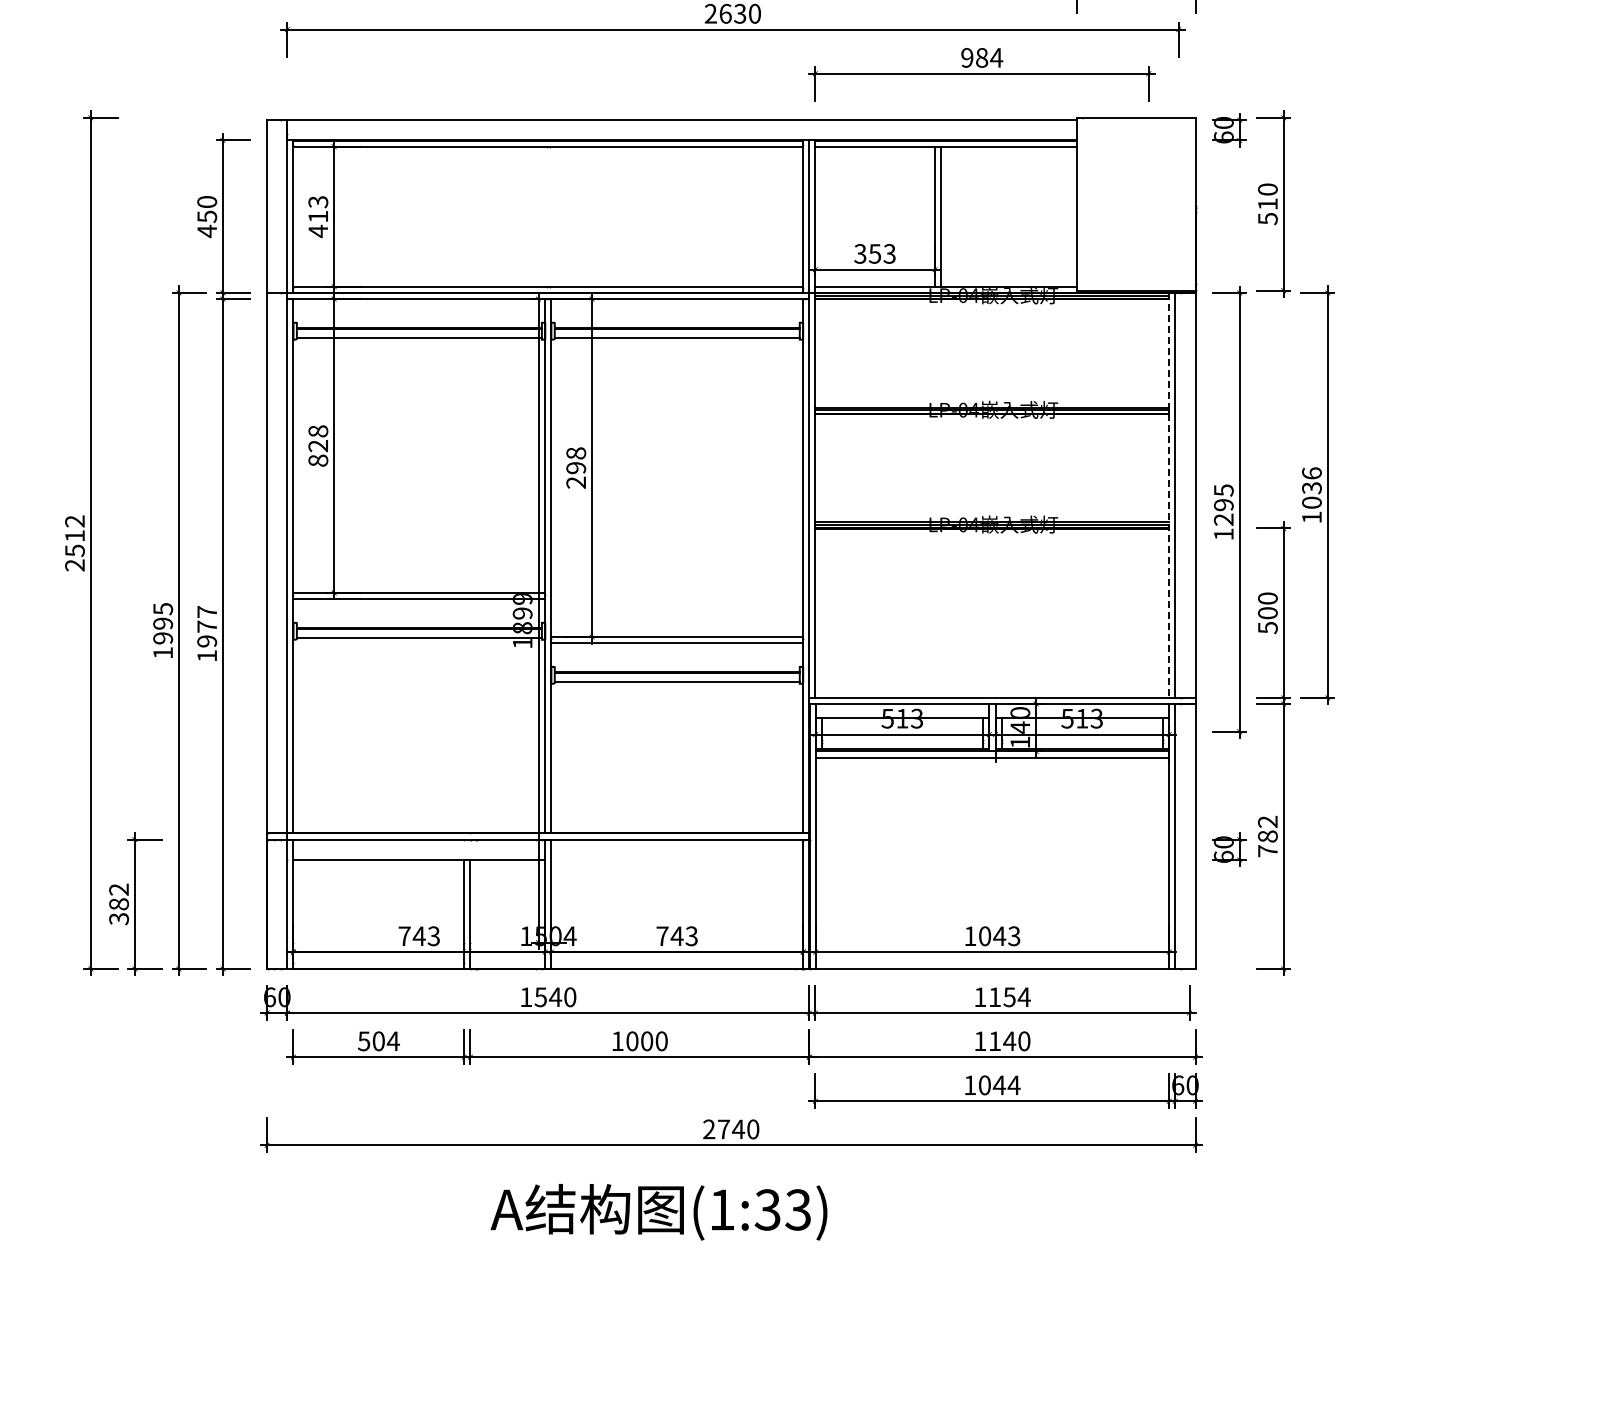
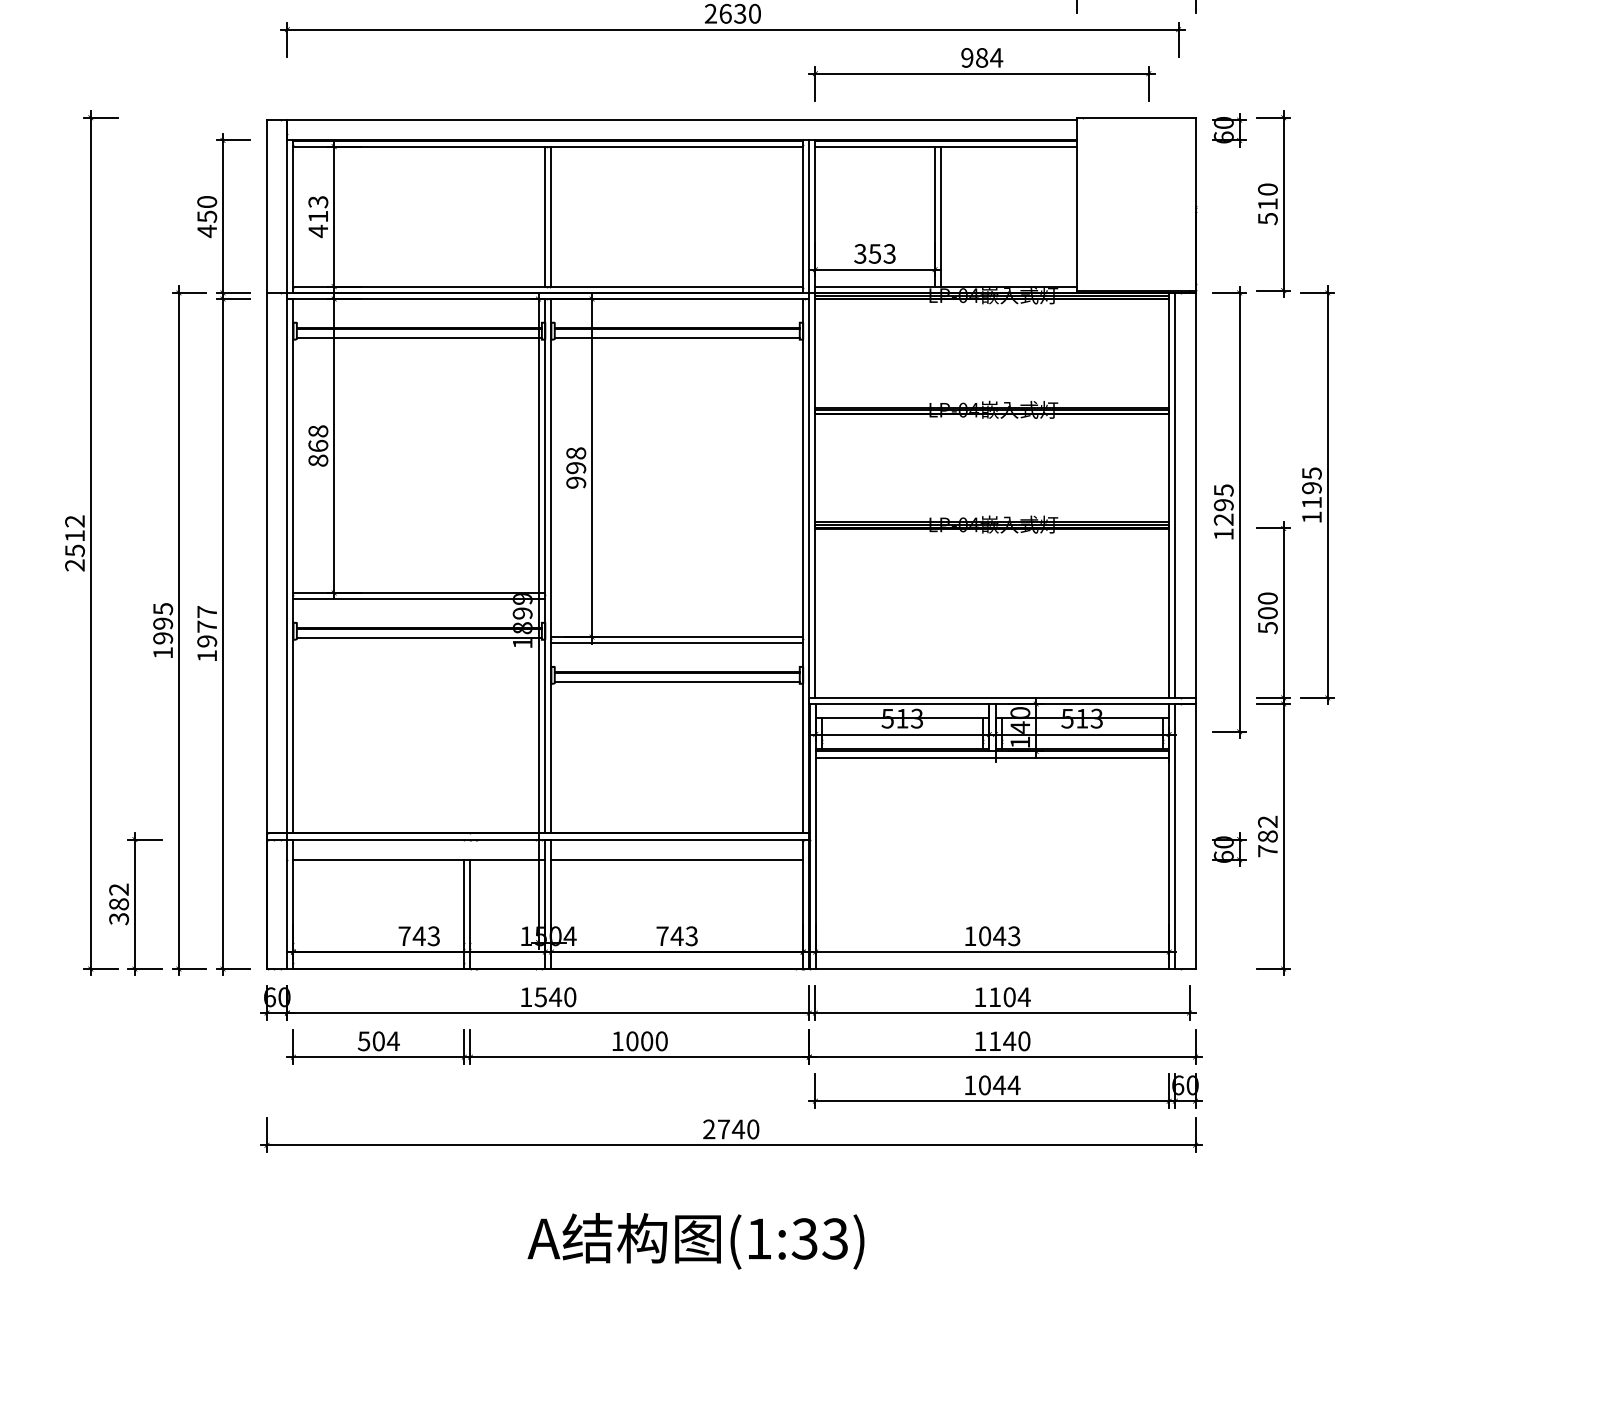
line: none -> present (545, 216)
line: none -> present (551, 216)
text: 828 -> 868 (318, 445)
text: 298 -> 998 (576, 482)
text: 1036 -> 1195 (1311, 487)
line: dashed -> solid (1169, 495)
line: none -> present (677, 859)
text: 1154 -> 1104 (1009, 997)
text position: (658, 1212) -> (695, 1241) (695, 1241)
